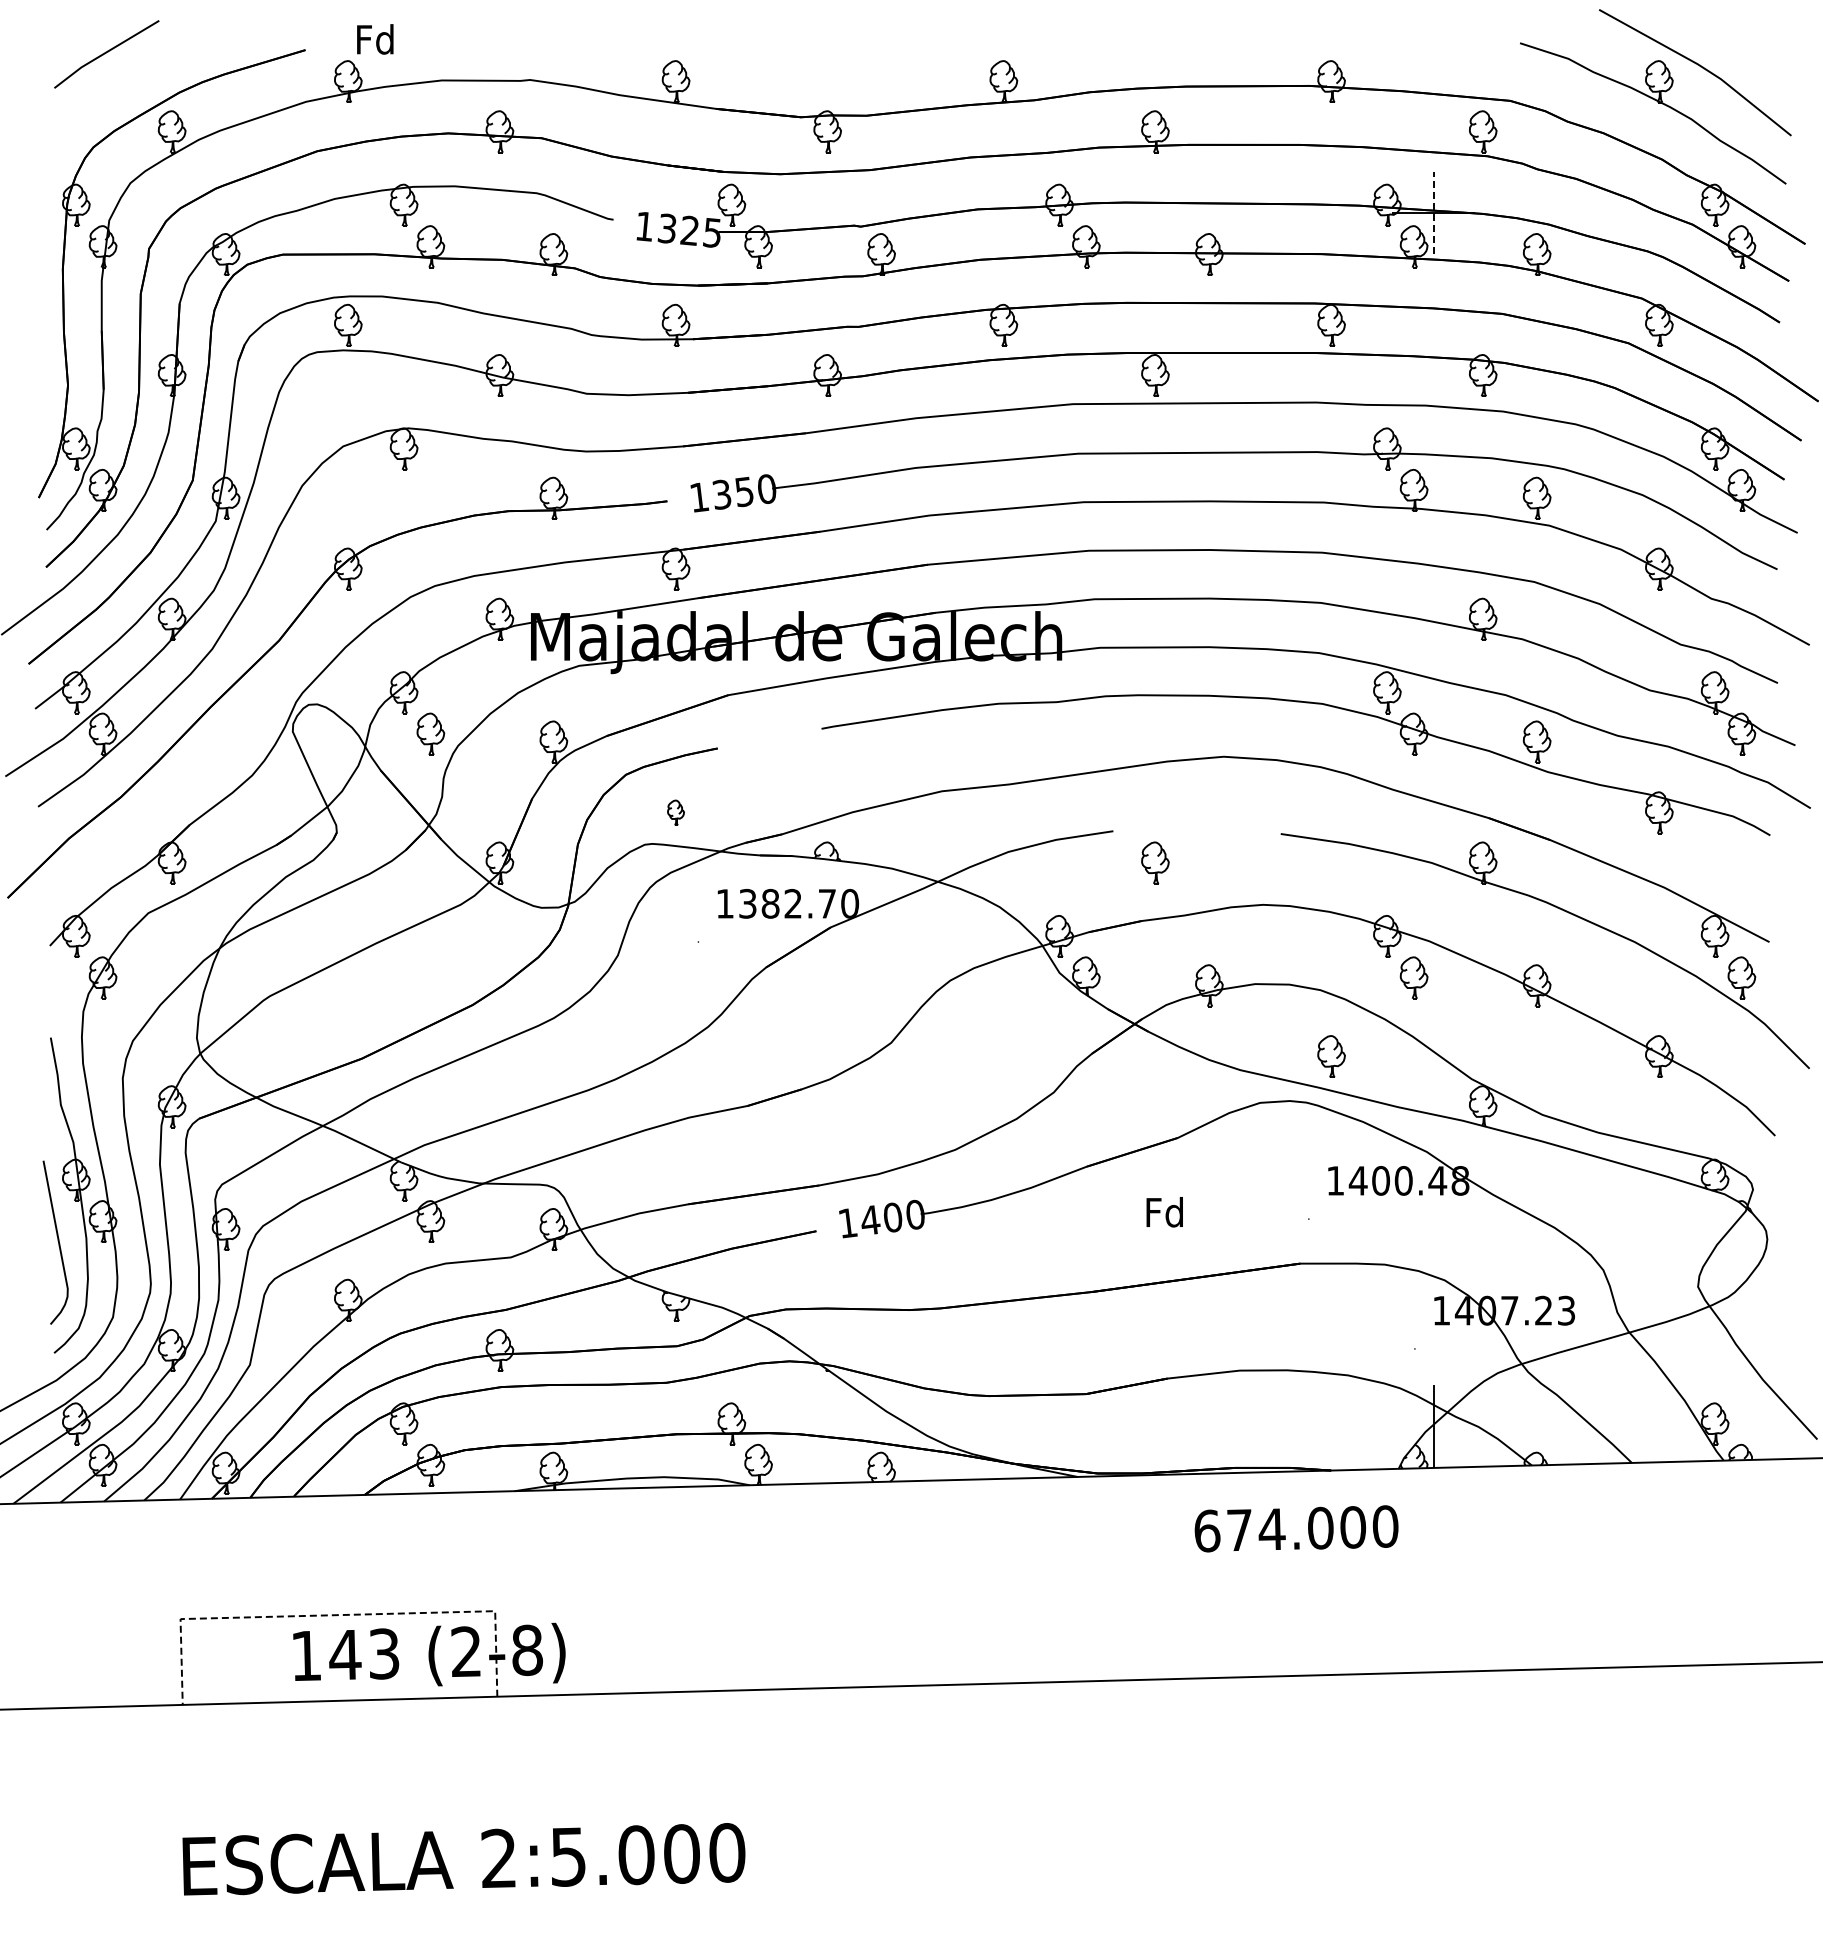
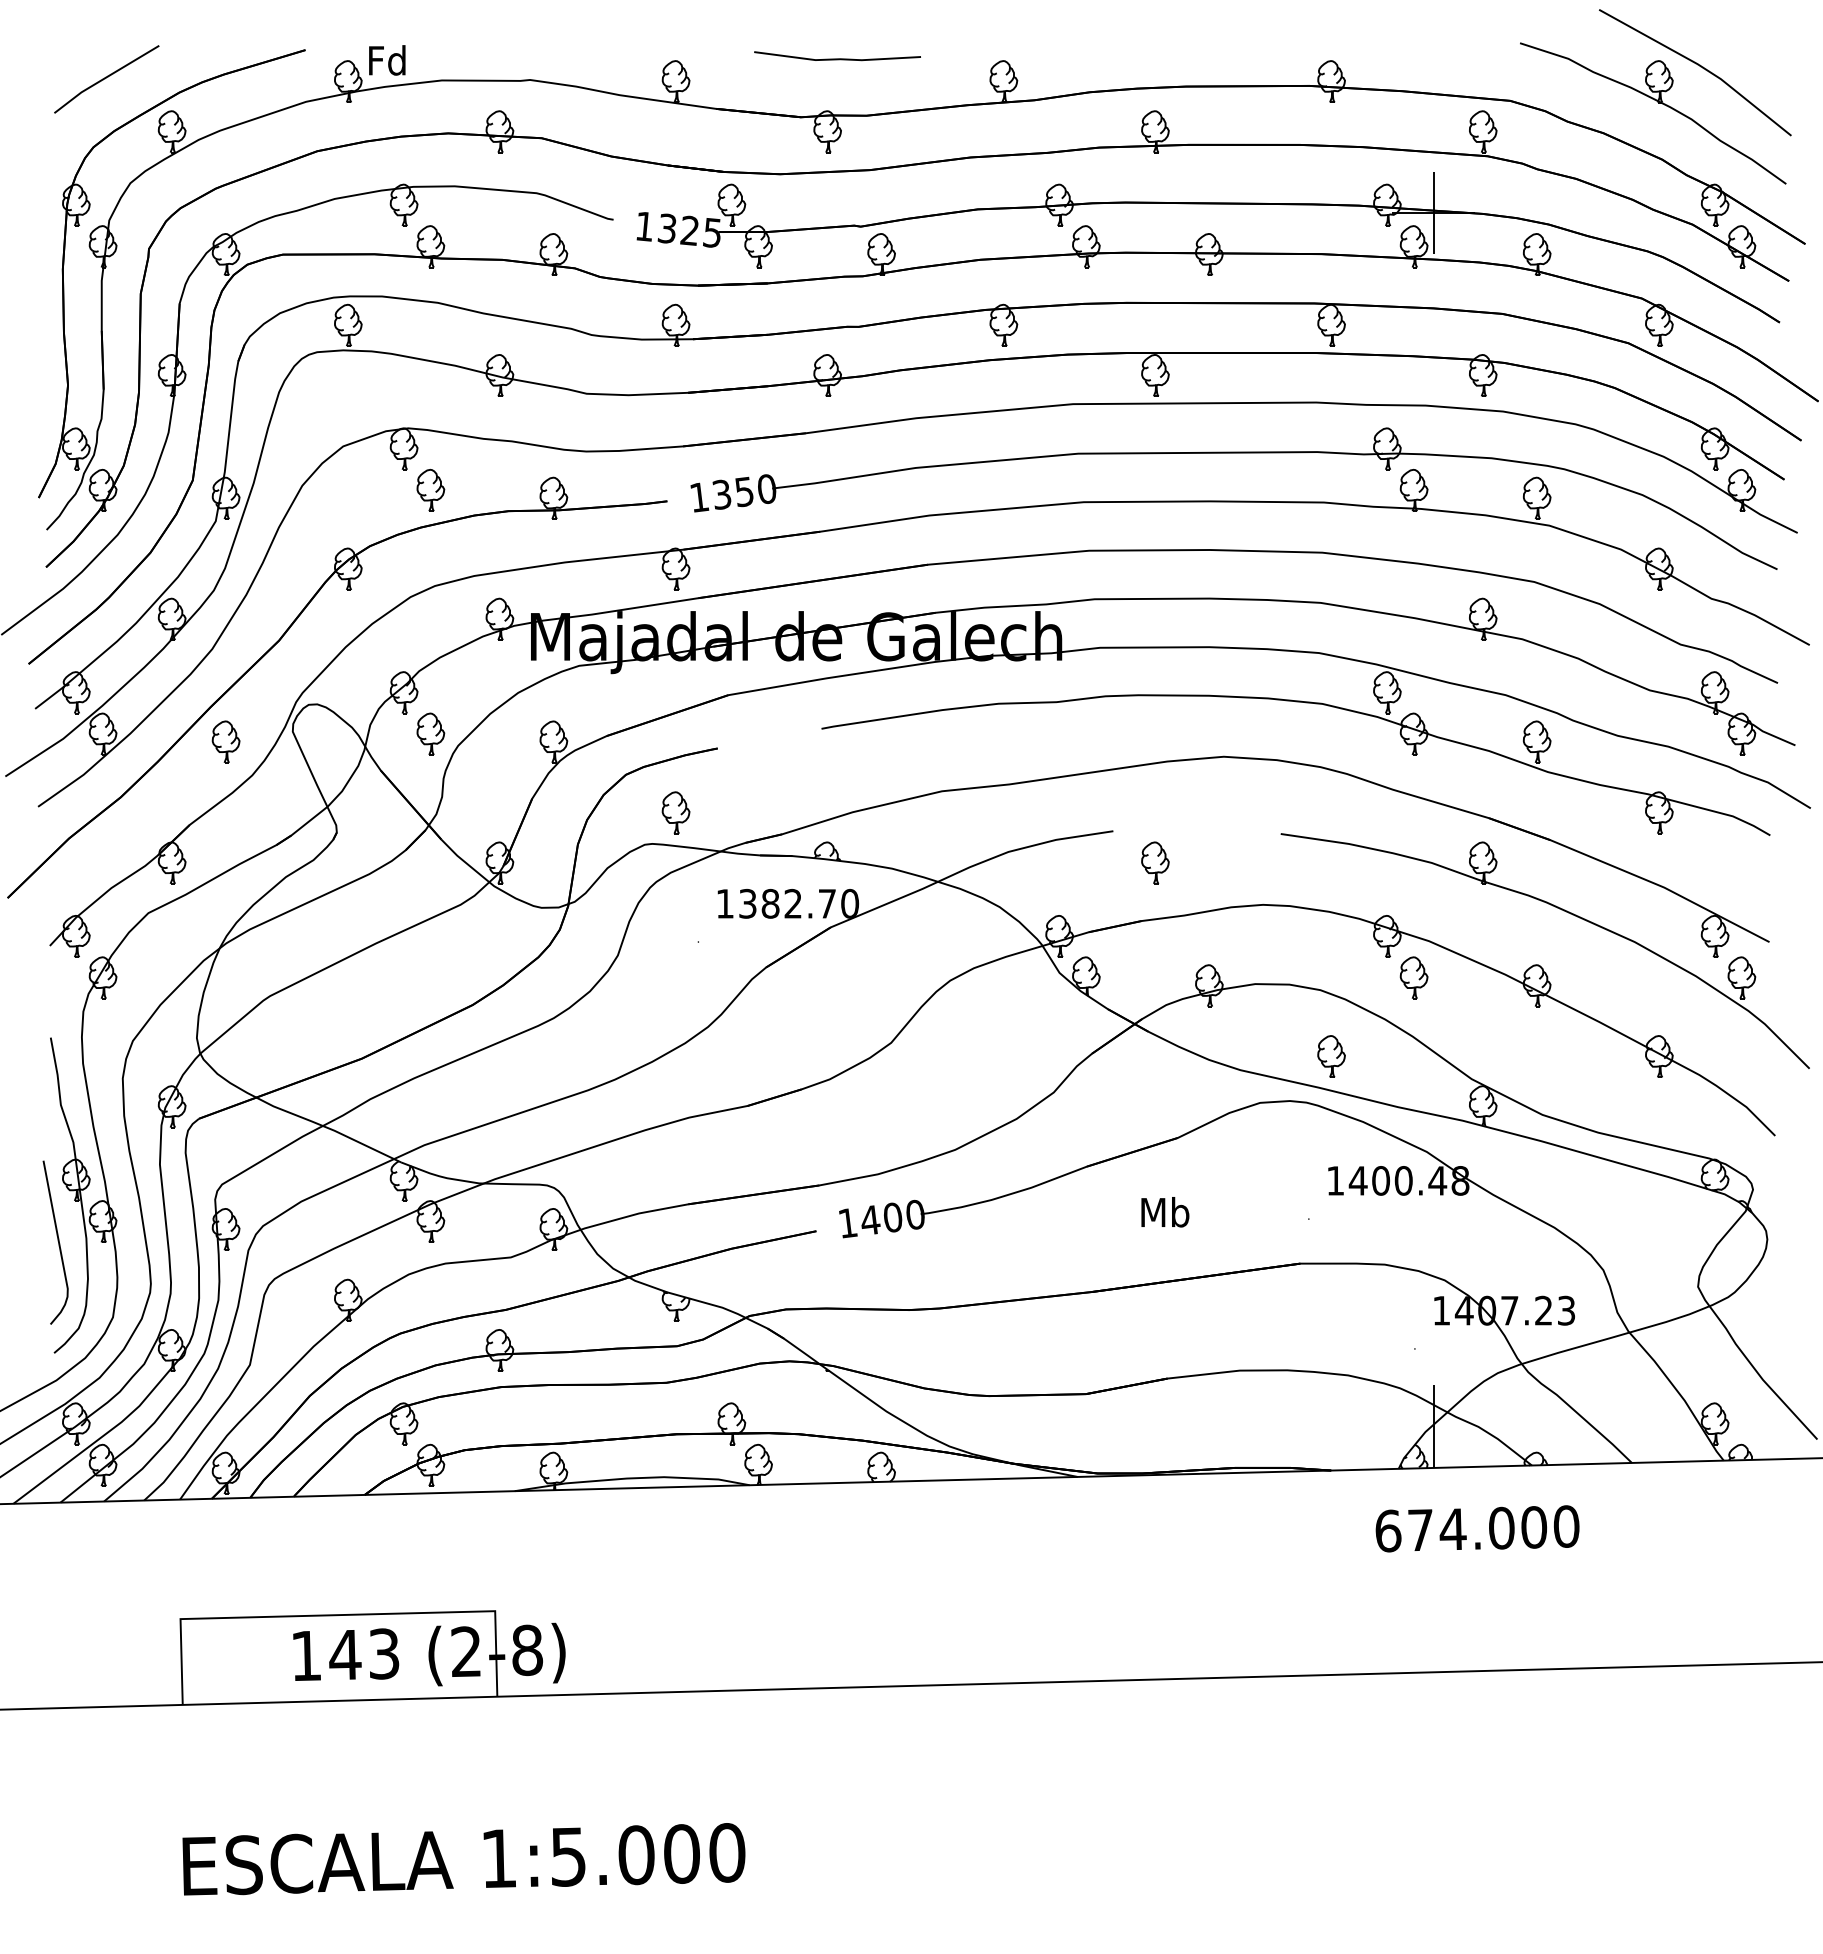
text position: (375, 39) -> (387, 60) (387, 60)
line position: (106, 53) -> (106, 78) (106, 78)
line: none -> present (837, 58)
line: dashed -> solid (1433, 212)
part: none -> present (430, 489)
part: none -> present (225, 741)
part size: 18x27 px -> 30x44 px (675, 812)
text: Fd -> Mb (1165, 1212)
text position: (1296, 1528) -> (1477, 1528) (1477, 1528)
line: dashed -> solid (337, 1615)
text: 2:5.000 -> 1:5.000 (498, 1857)
